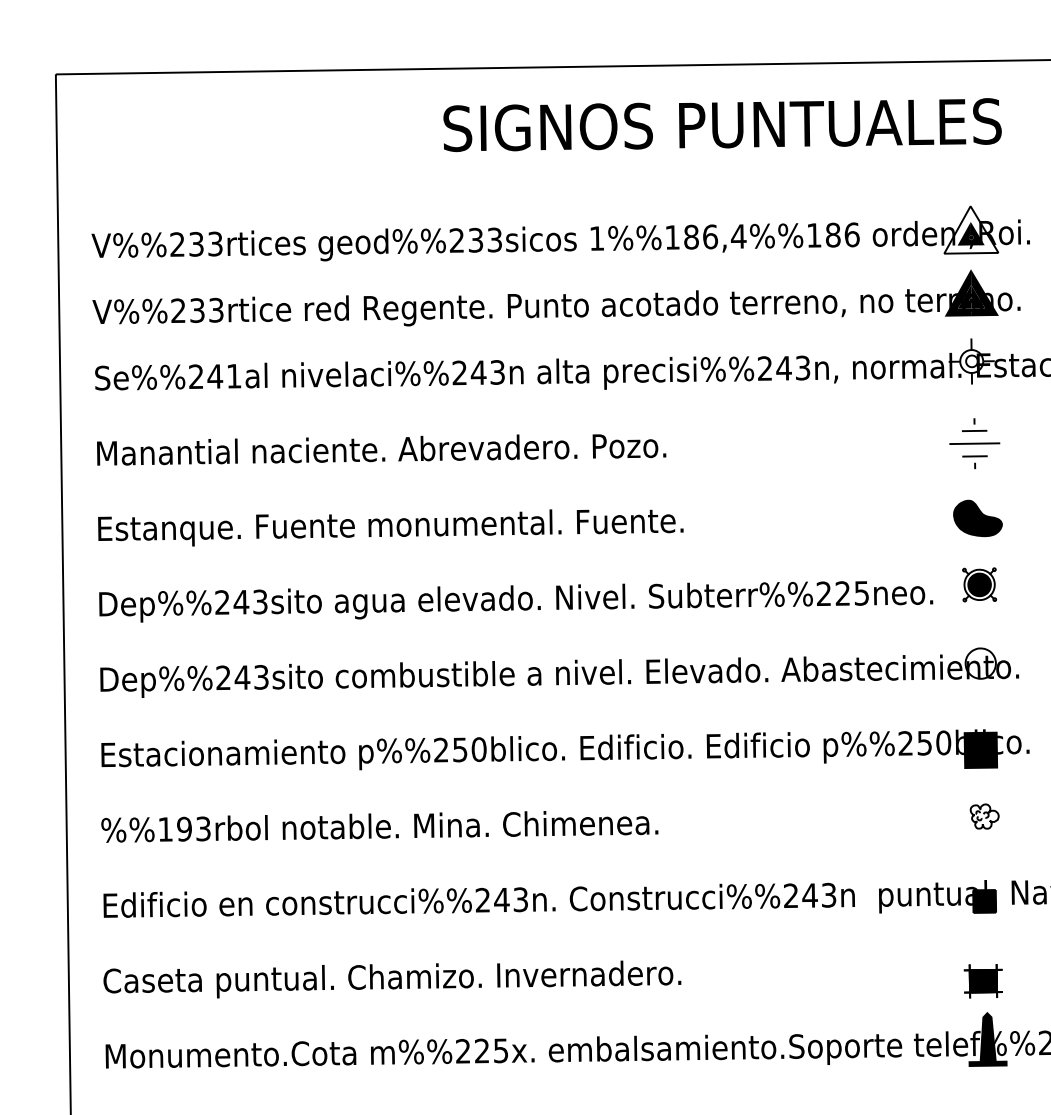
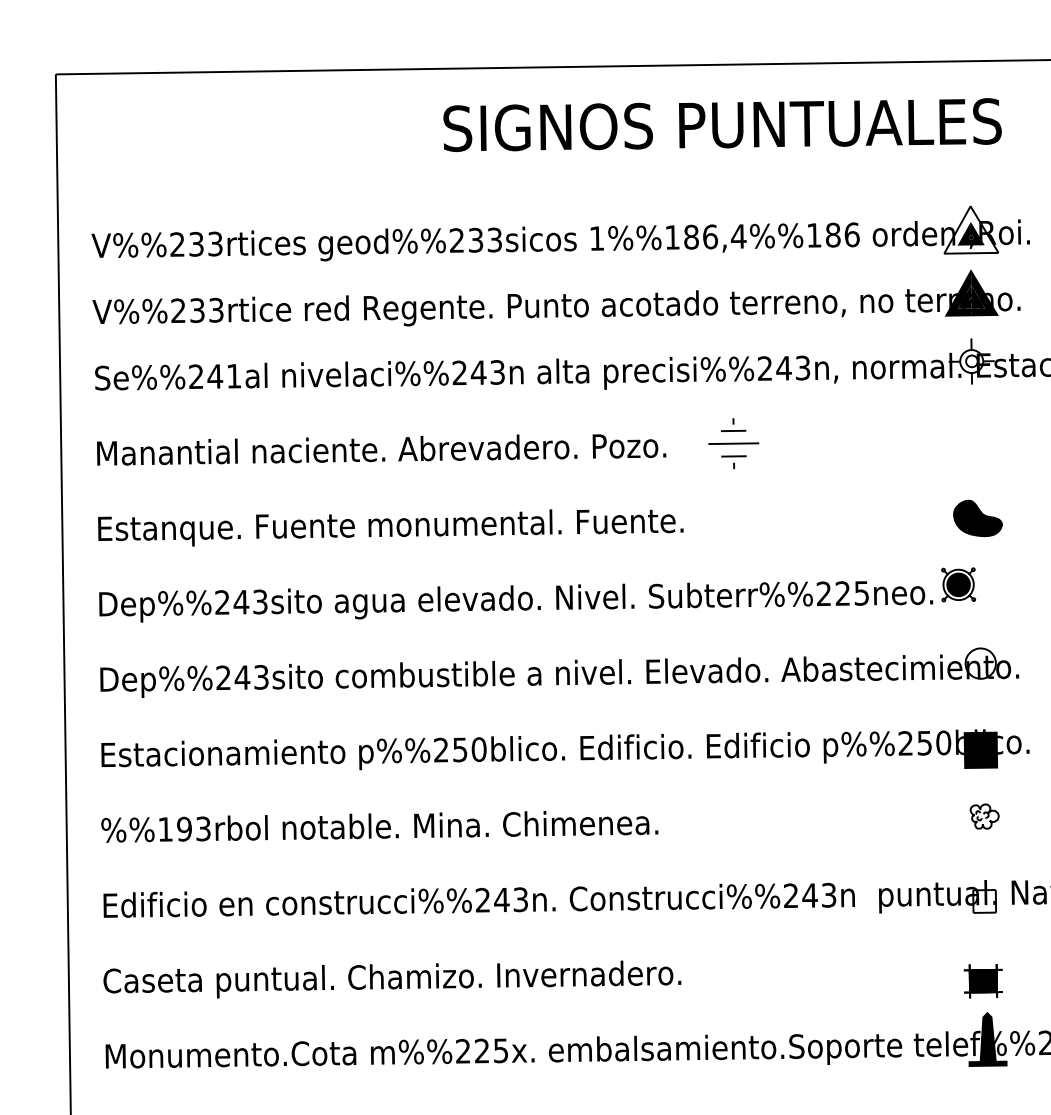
part position: (974, 443) -> (733, 443) (733, 443)
part position: (979, 584) -> (958, 584) (958, 584)
fill: present -> none (984, 901)
